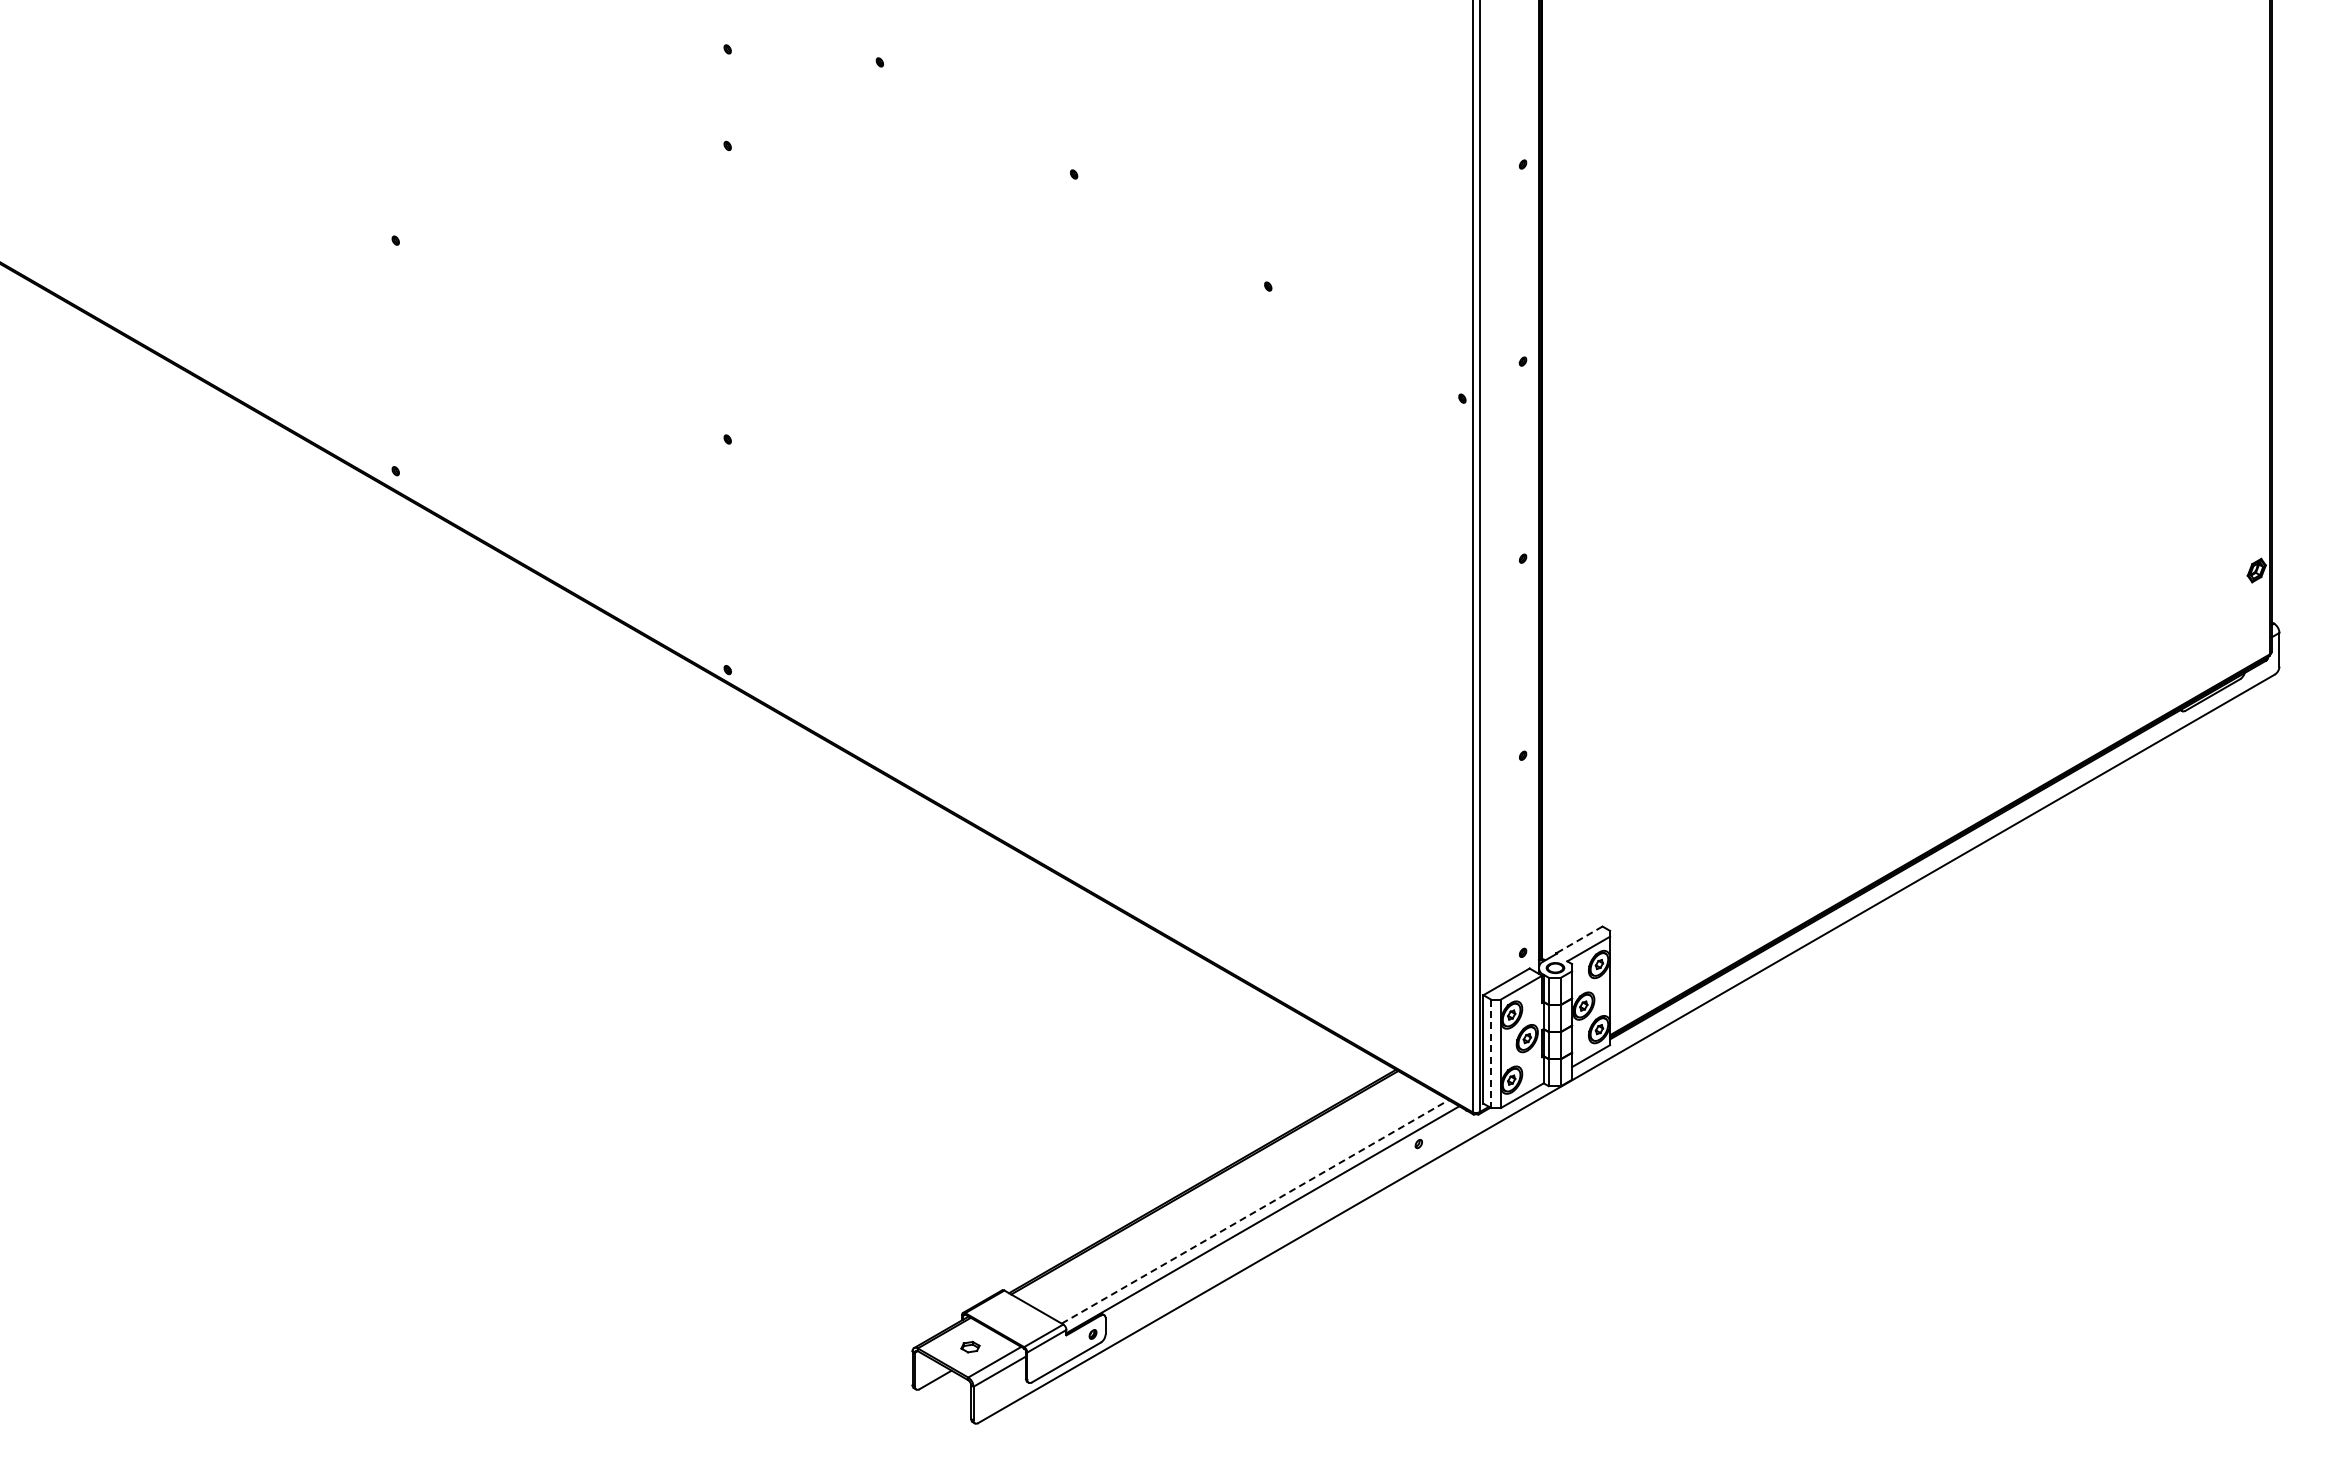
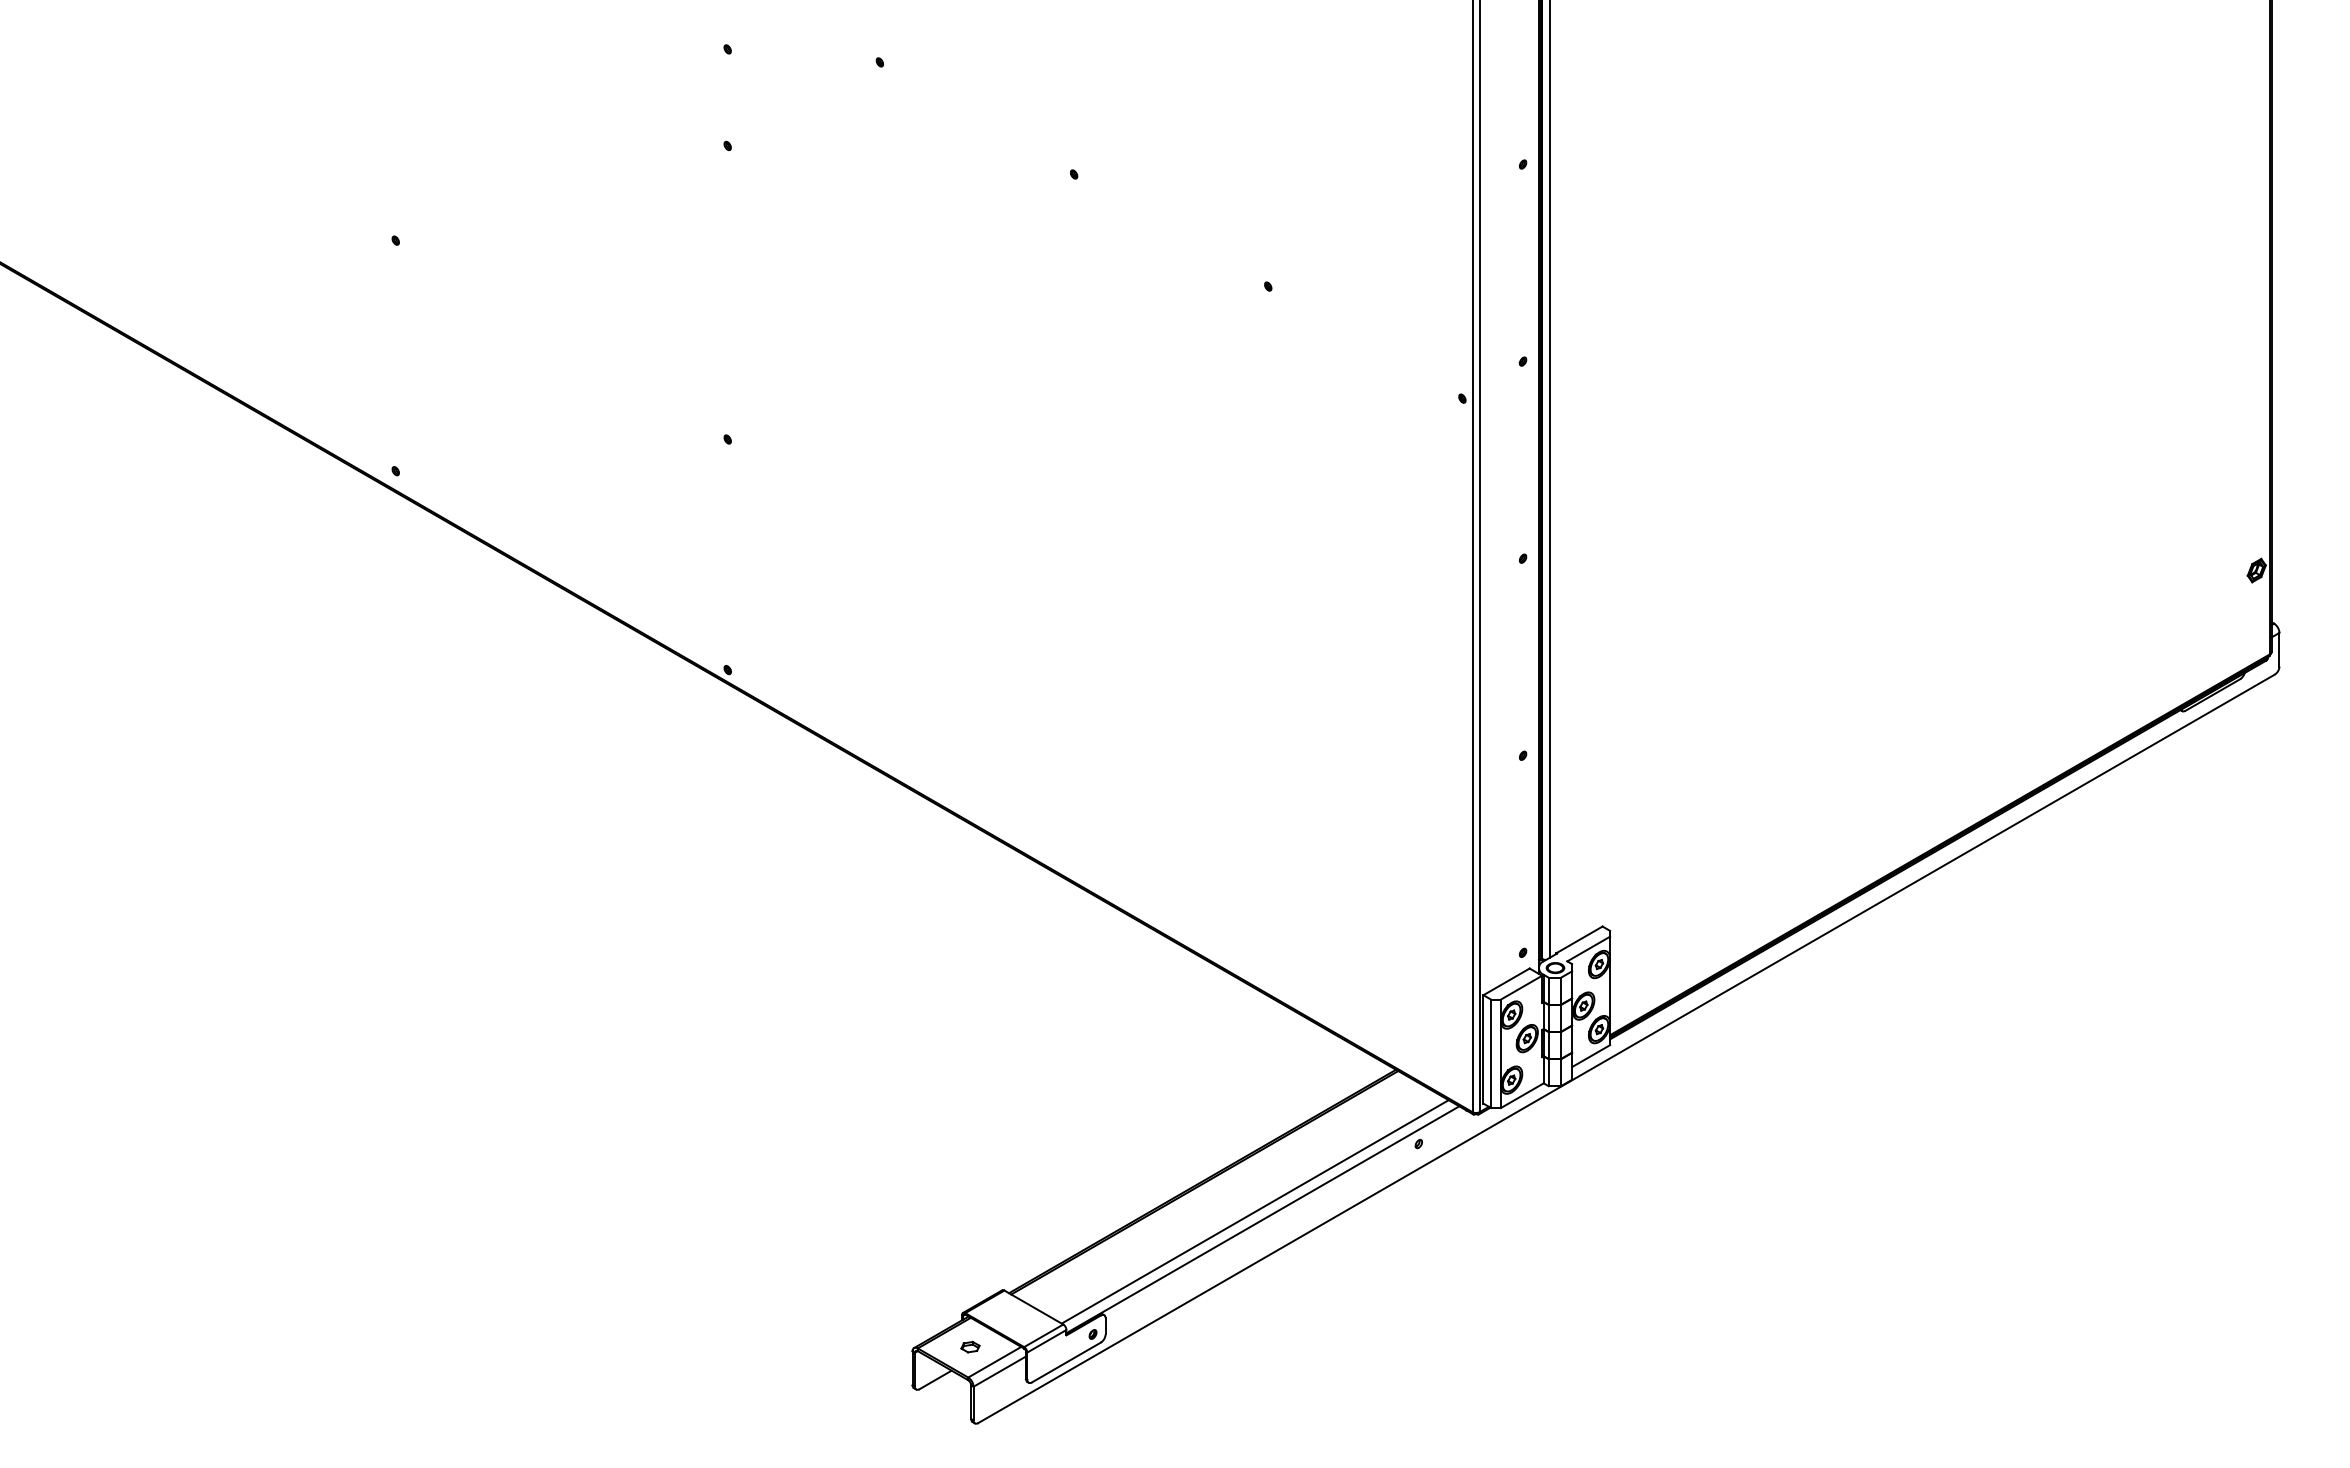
line: none -> present (1549, 479)
line: dashed -> solid (1579, 939)
line: dashed -> solid (1490, 1054)
line: dashed -> solid (1255, 1211)
